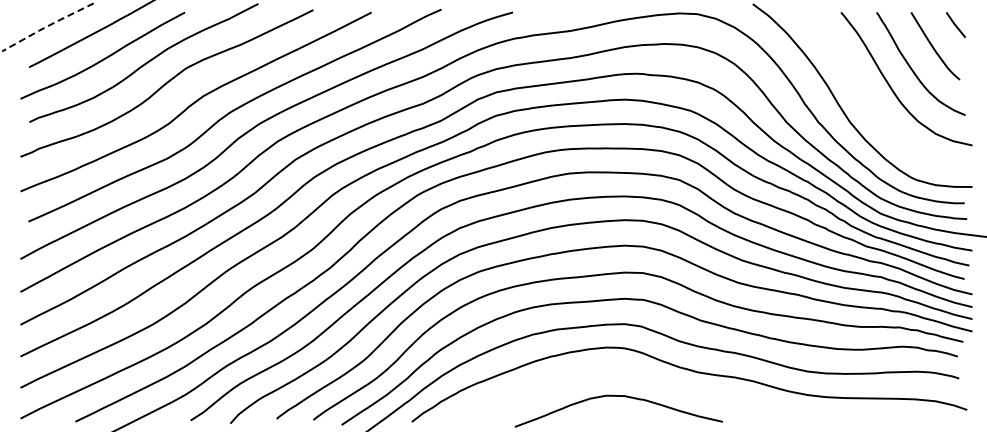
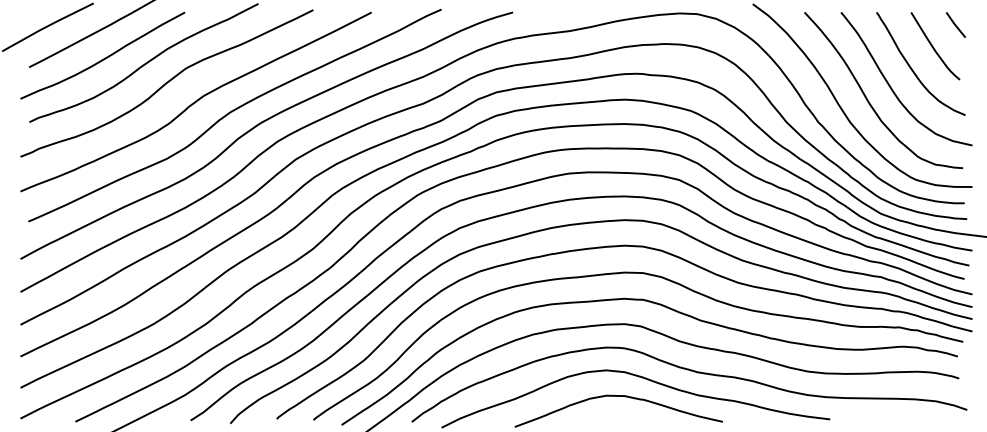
line: dashed -> solid (46, 26)
curve: none -> present (868, 99)
curve: none -> present (642, 378)
